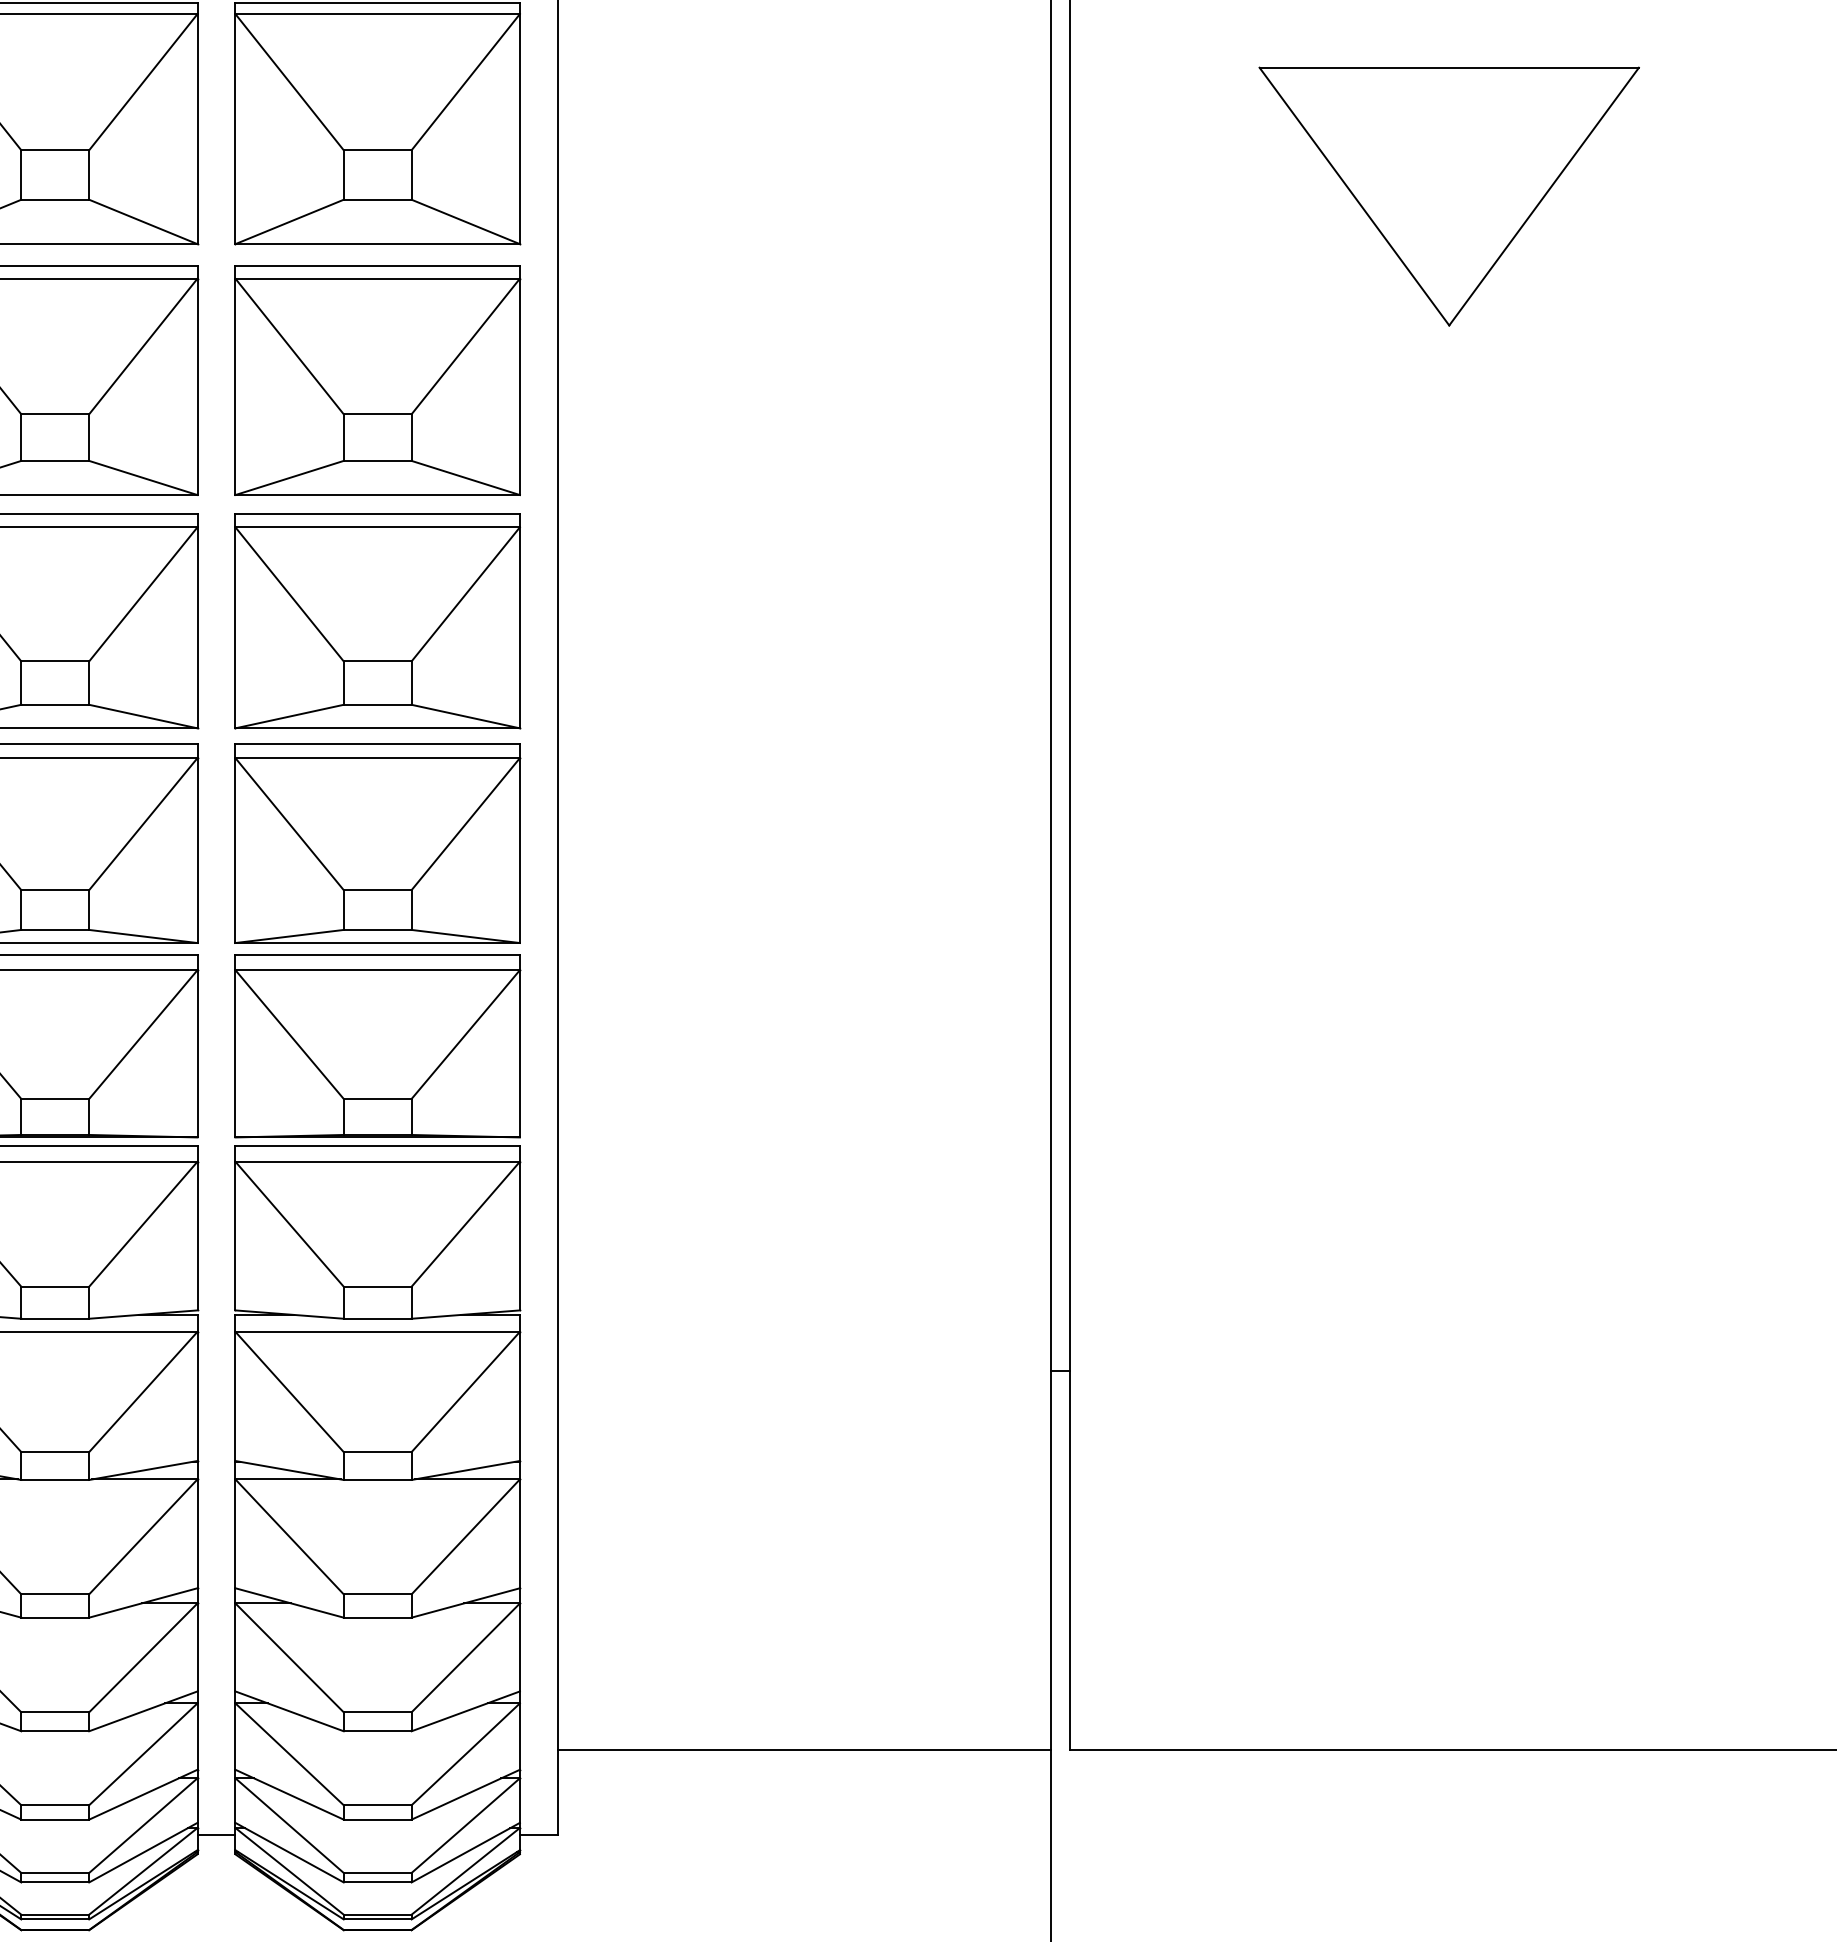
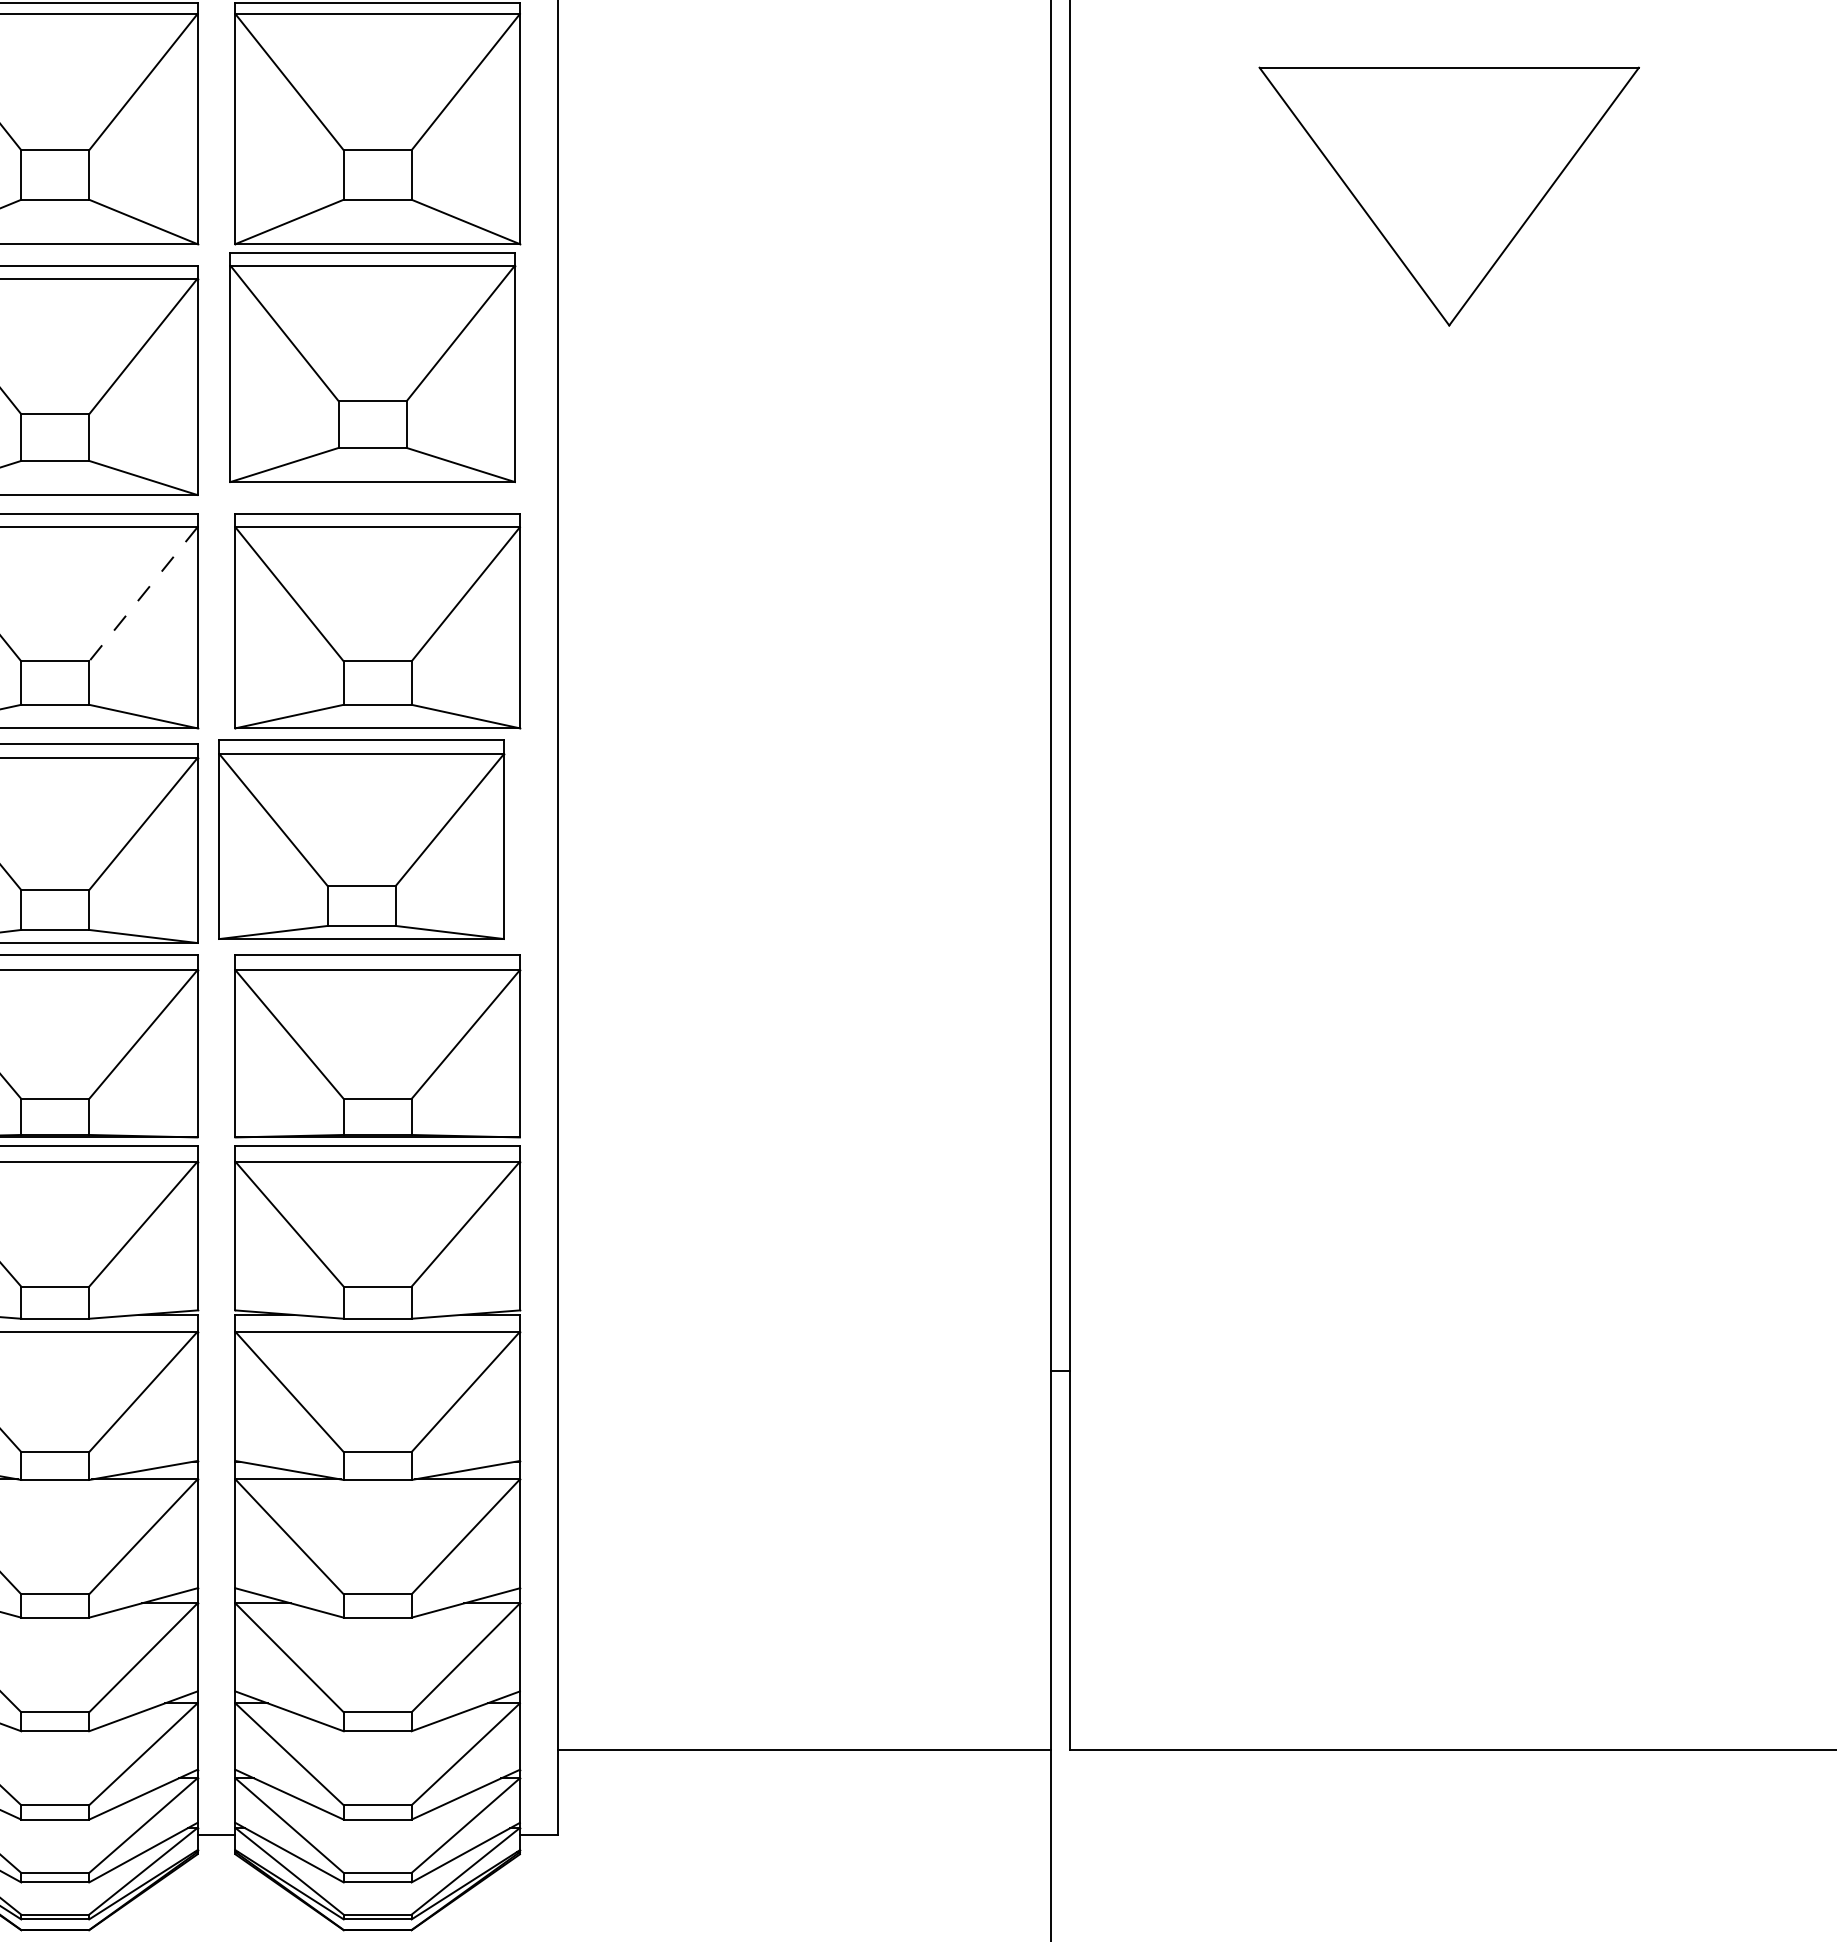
part position: (377, 380) -> (372, 367) (372, 367)
line: solid -> dashed (143, 594)
part position: (377, 843) -> (361, 839) (361, 839)
